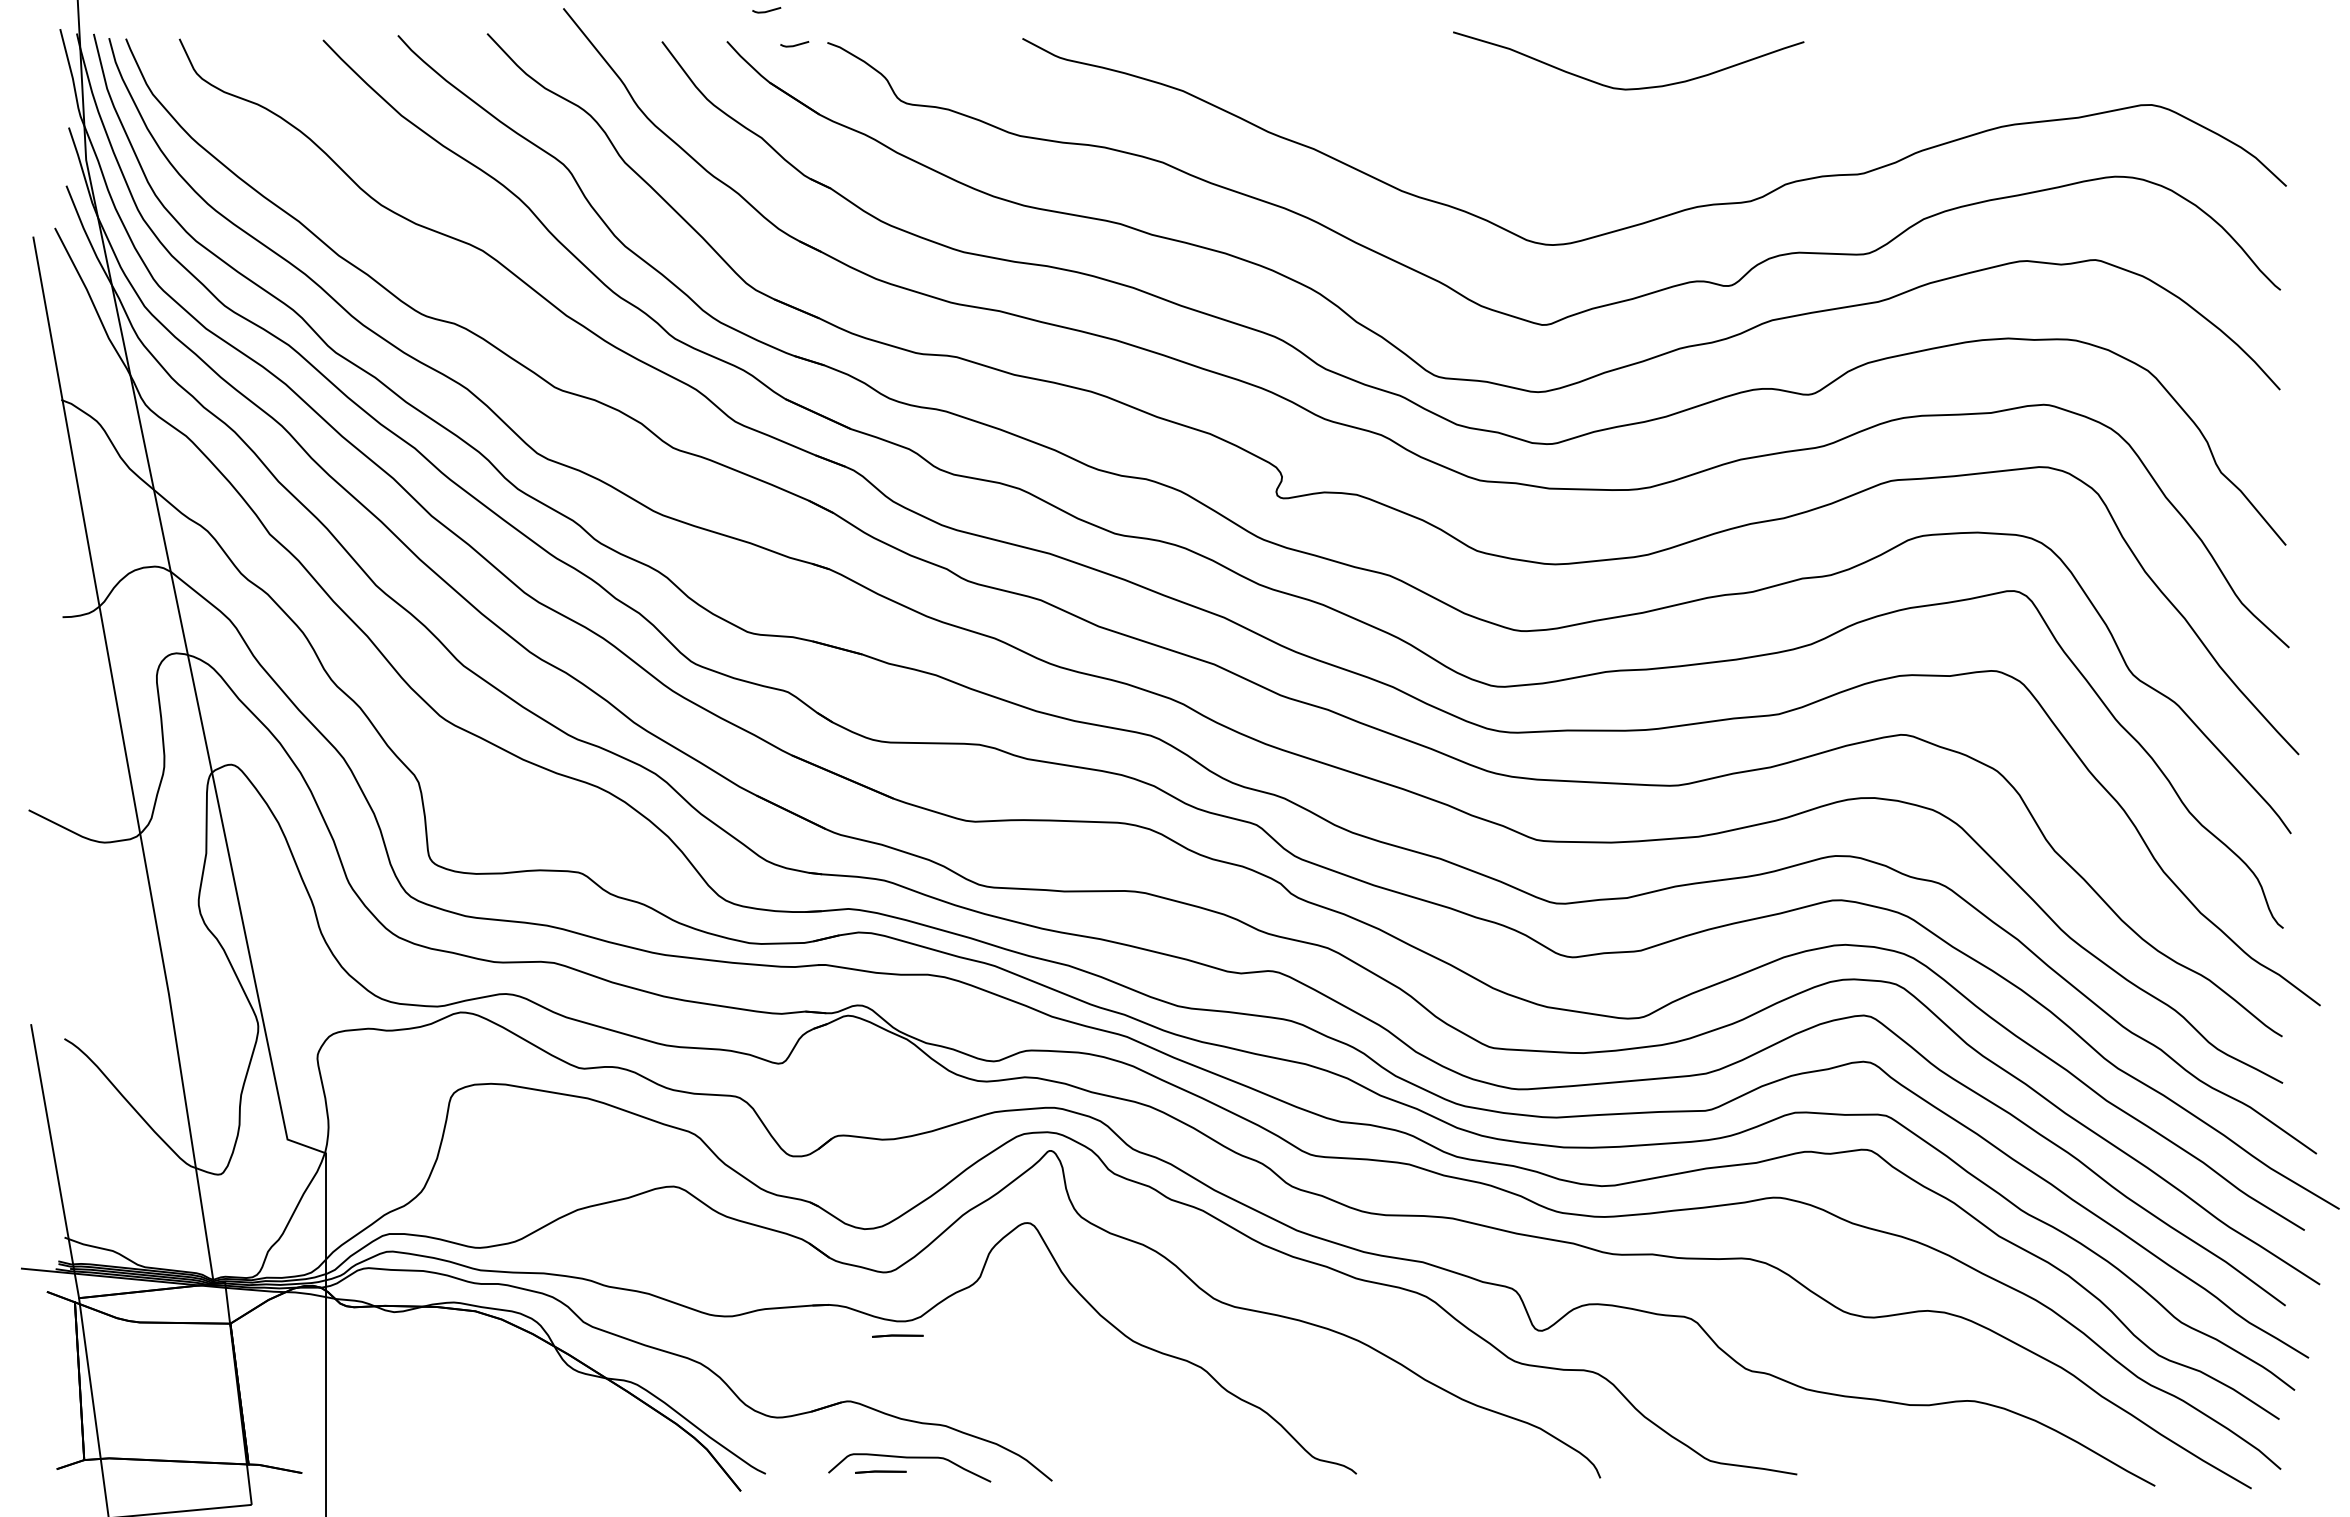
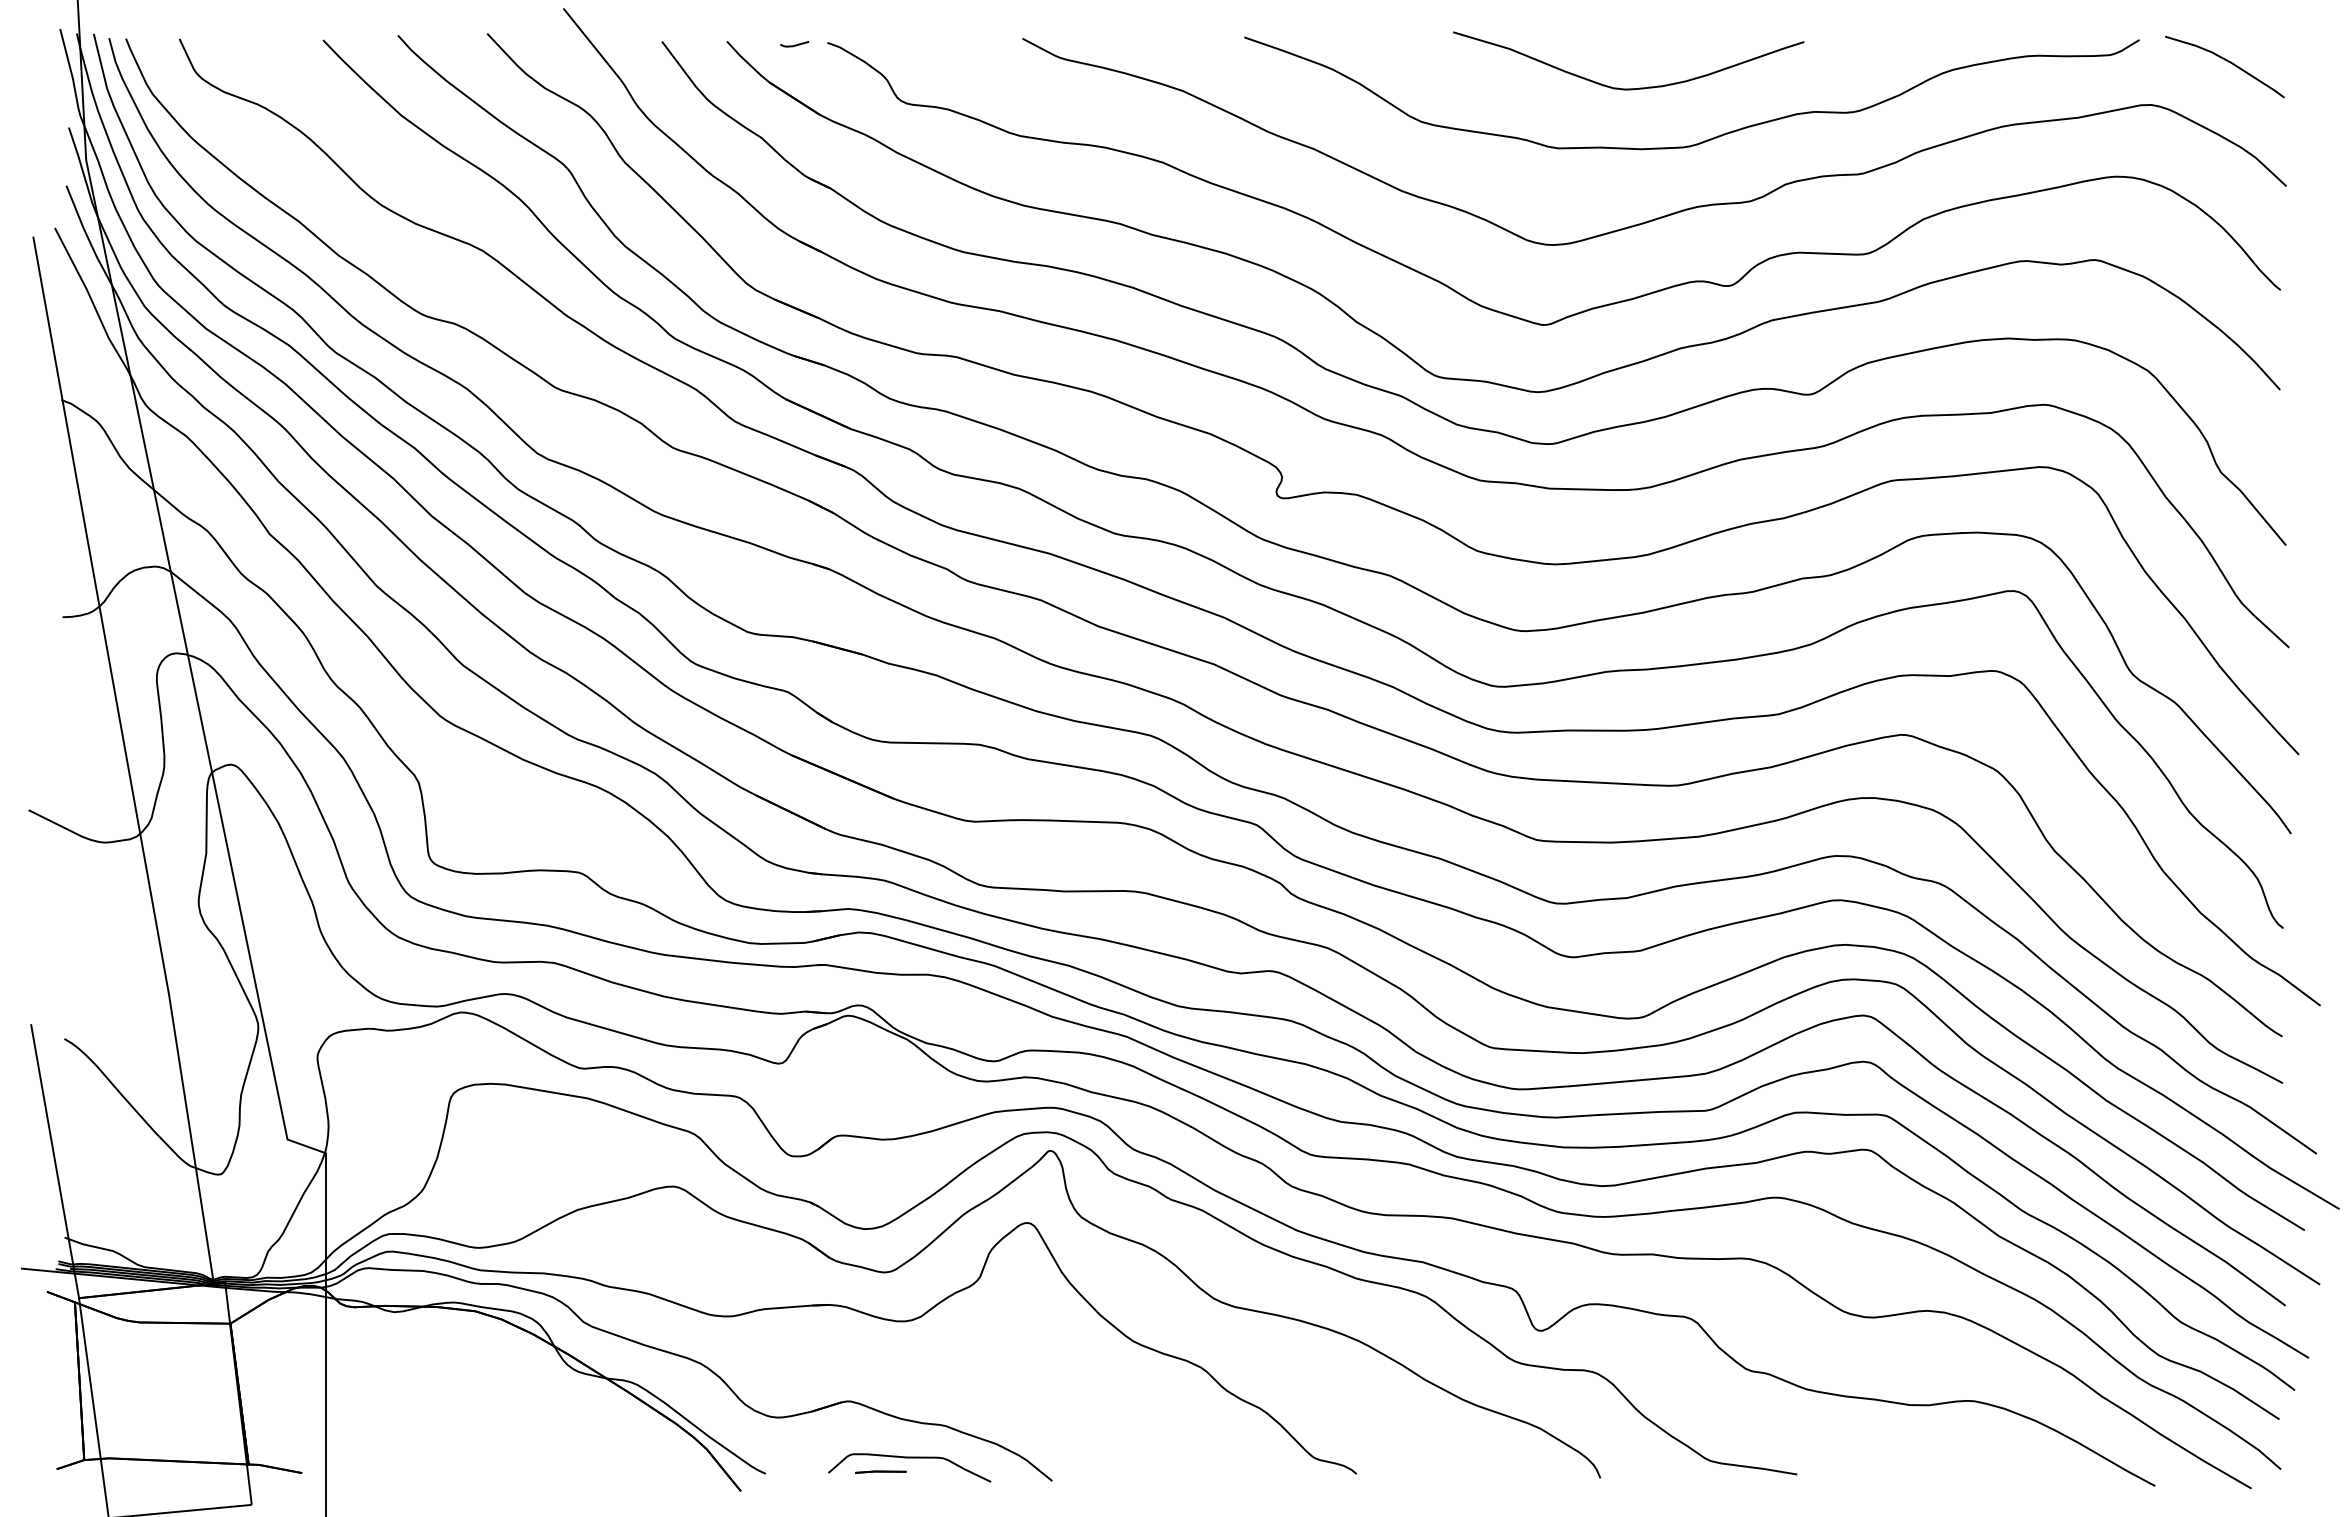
line: present -> none (766, 10)
curve: none -> present (2226, 61)
curve: none -> present (1707, 139)
line: present -> none (897, 1335)
